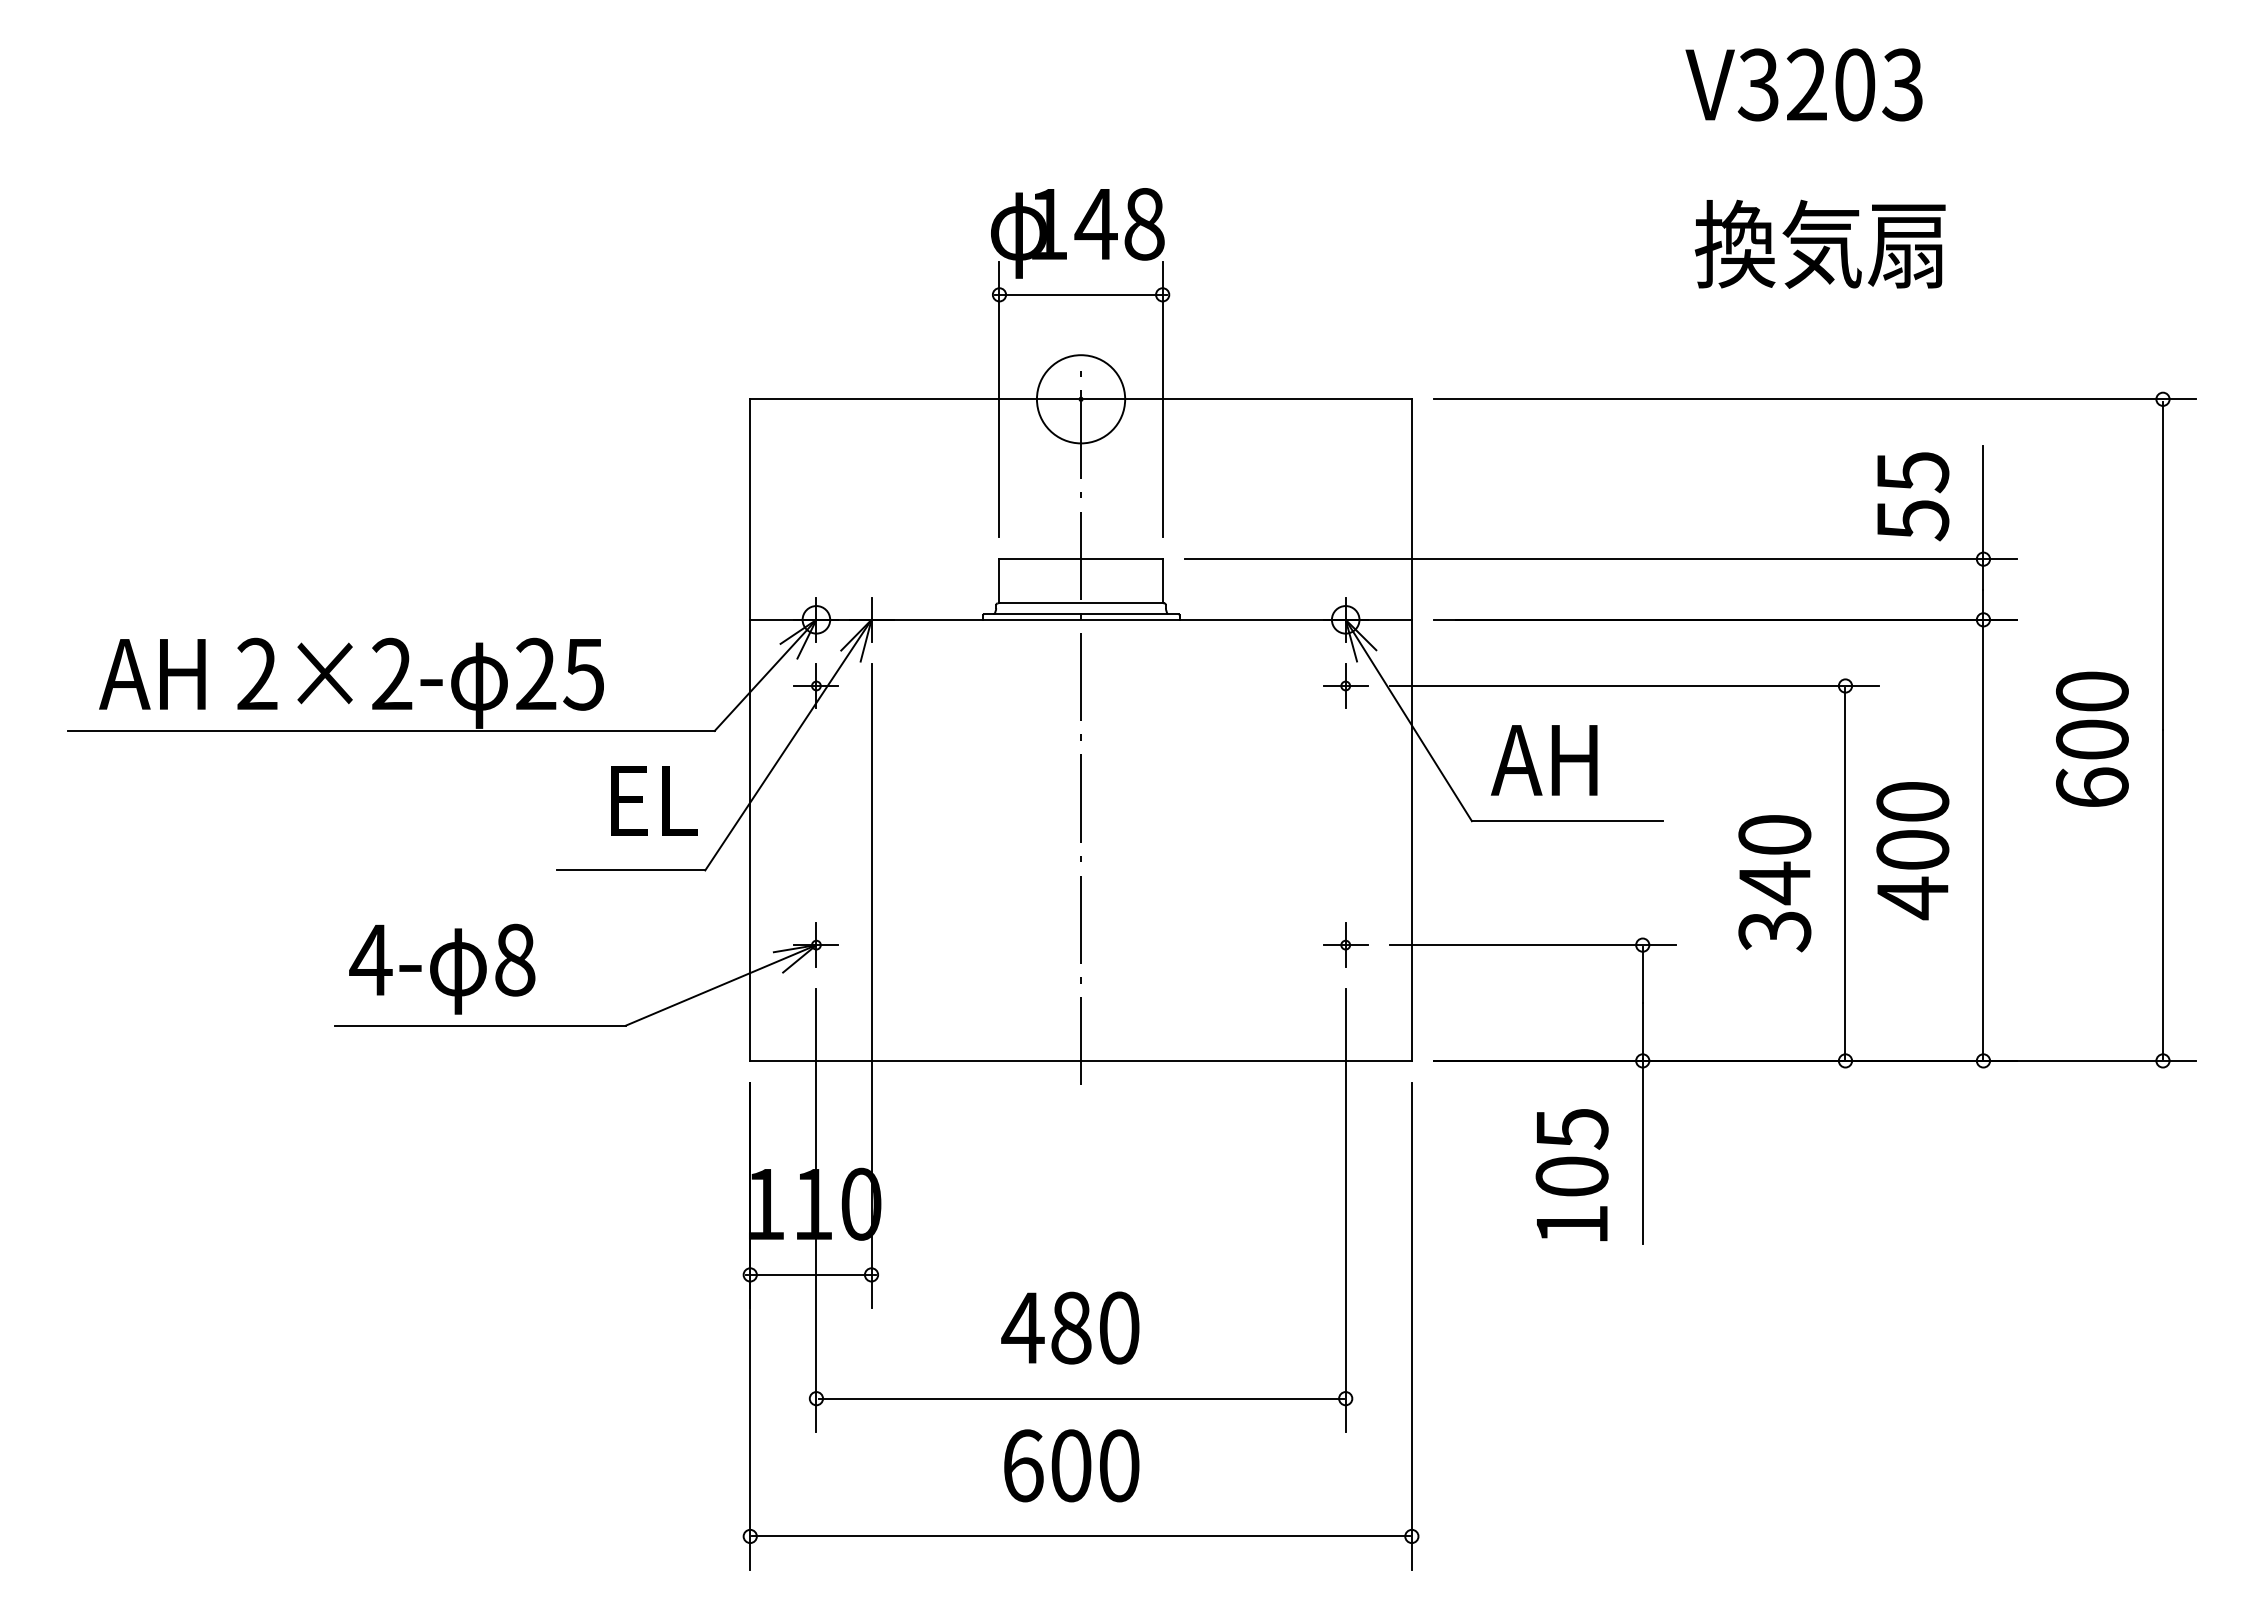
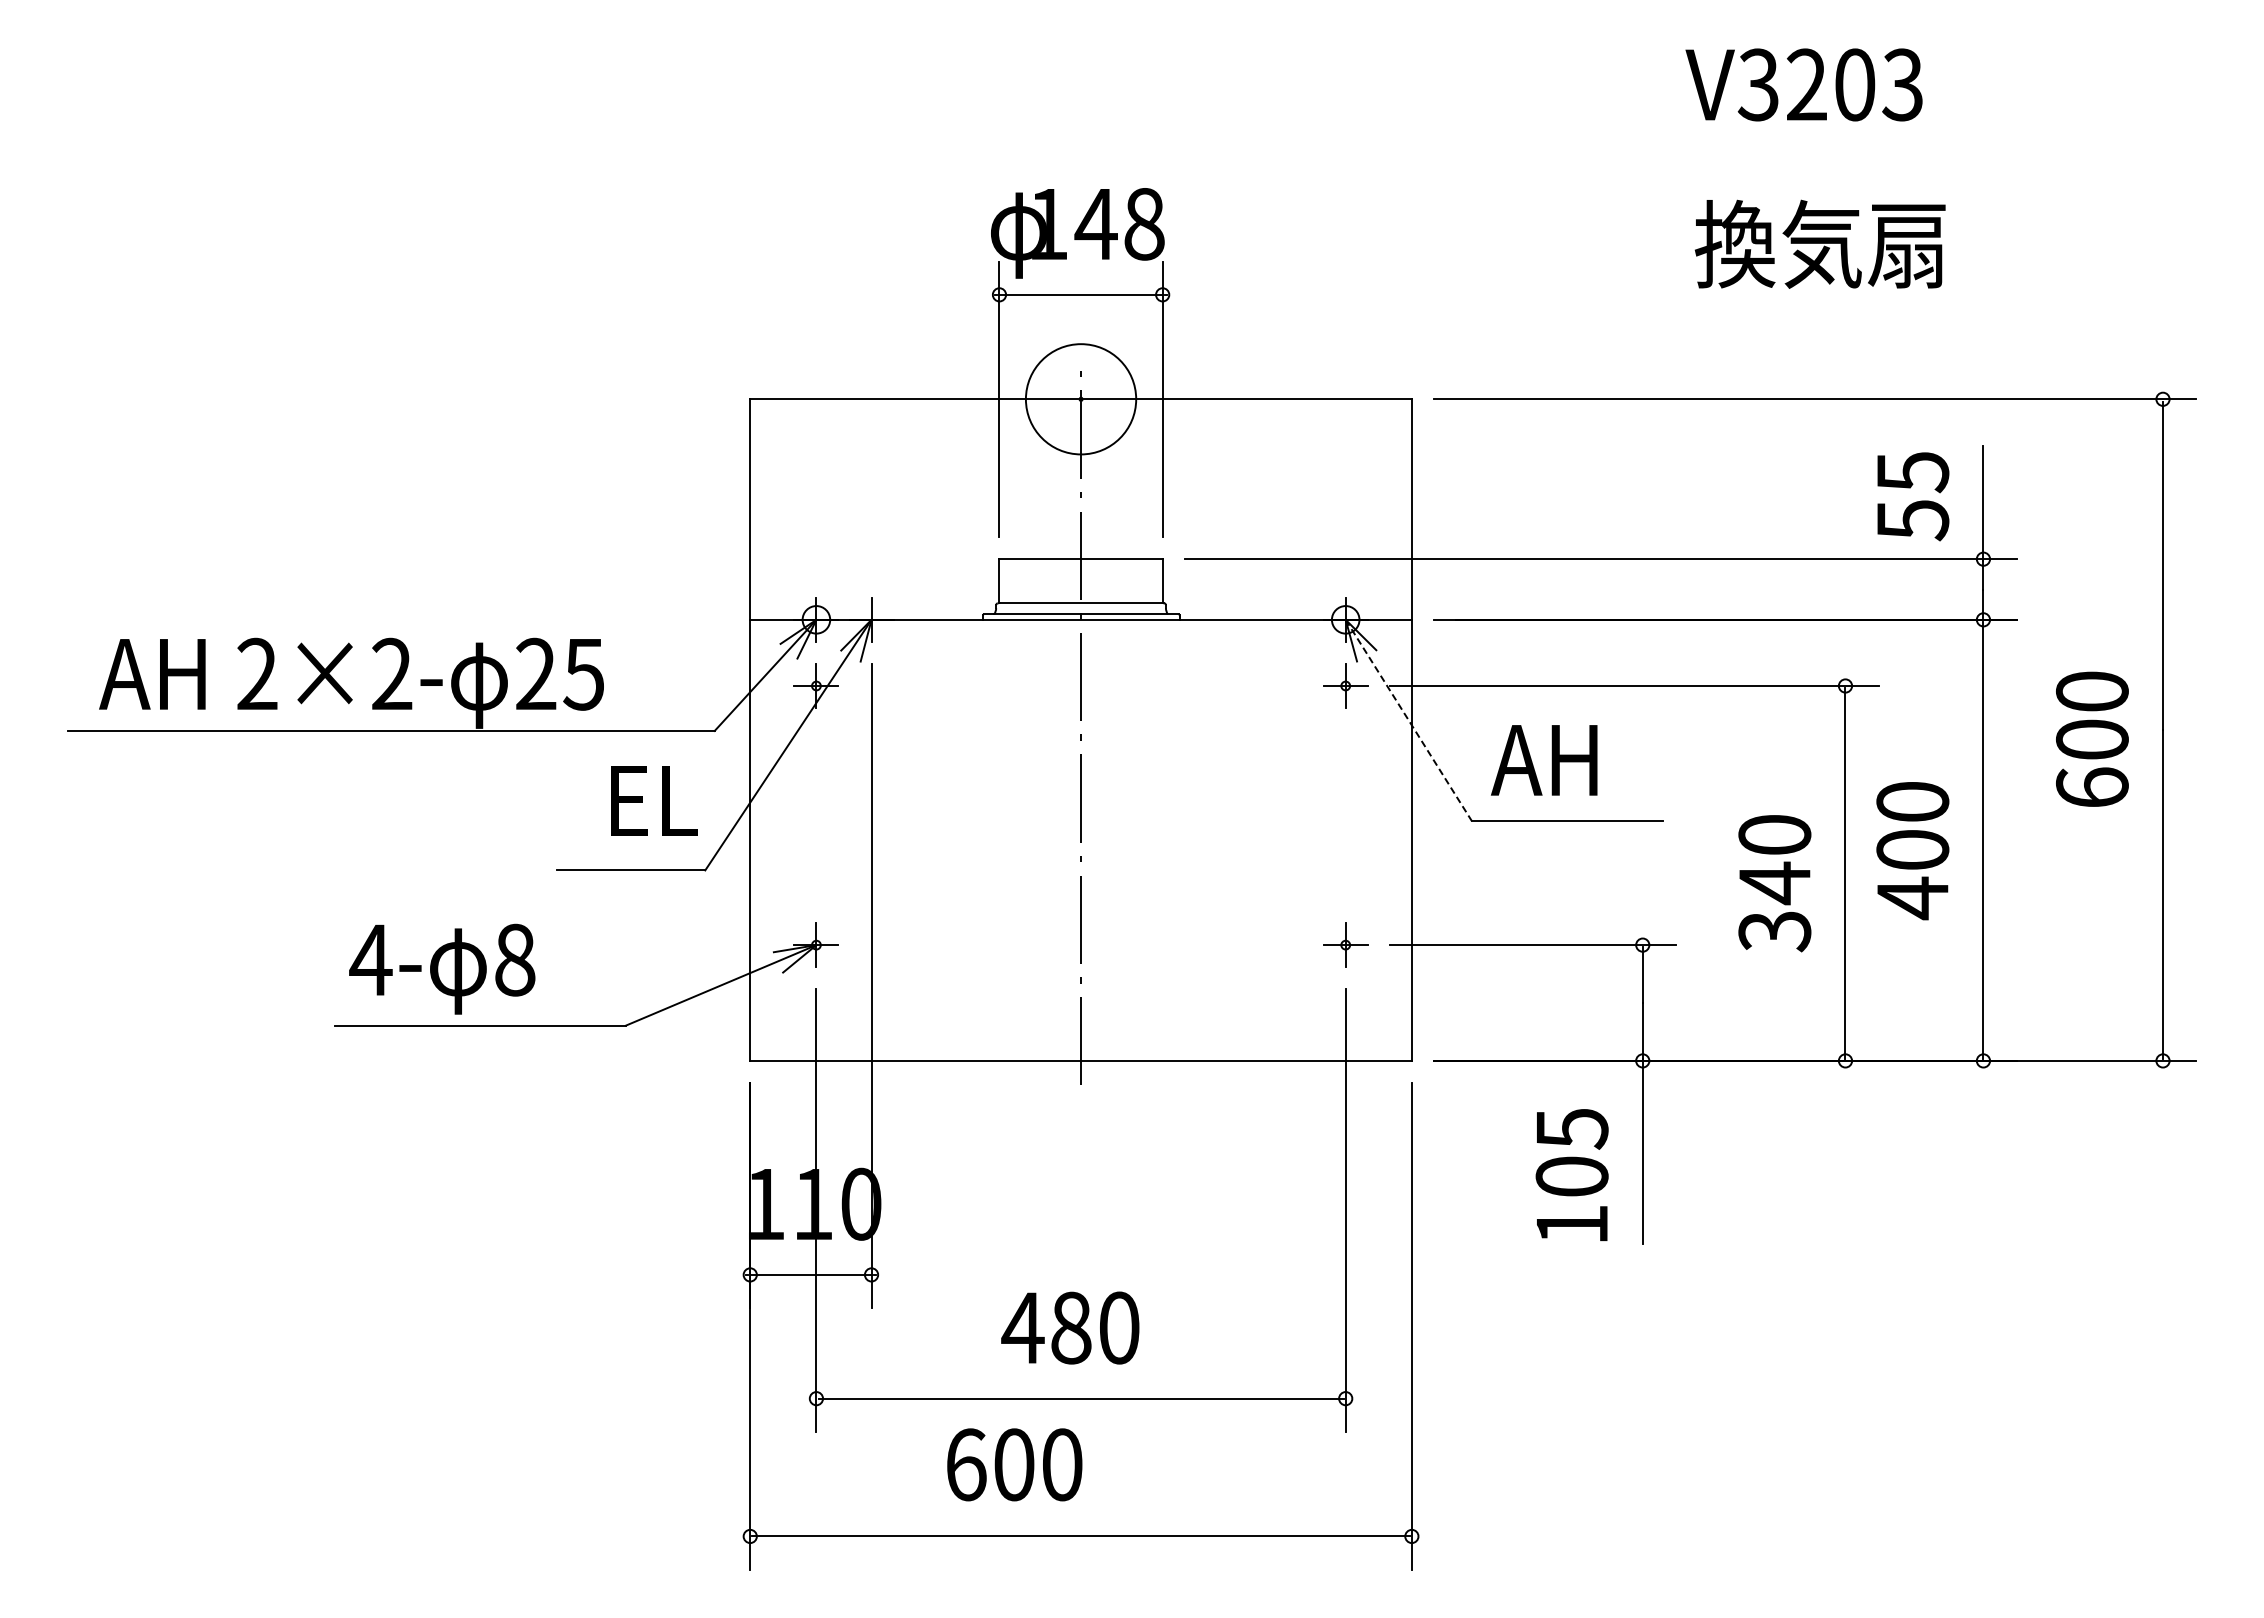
circle diameter: 88 px -> 110 px (1080, 399)
line: solid -> dashed (1408, 720)
text position: (1071, 1465) -> (1014, 1464) (1014, 1464)
